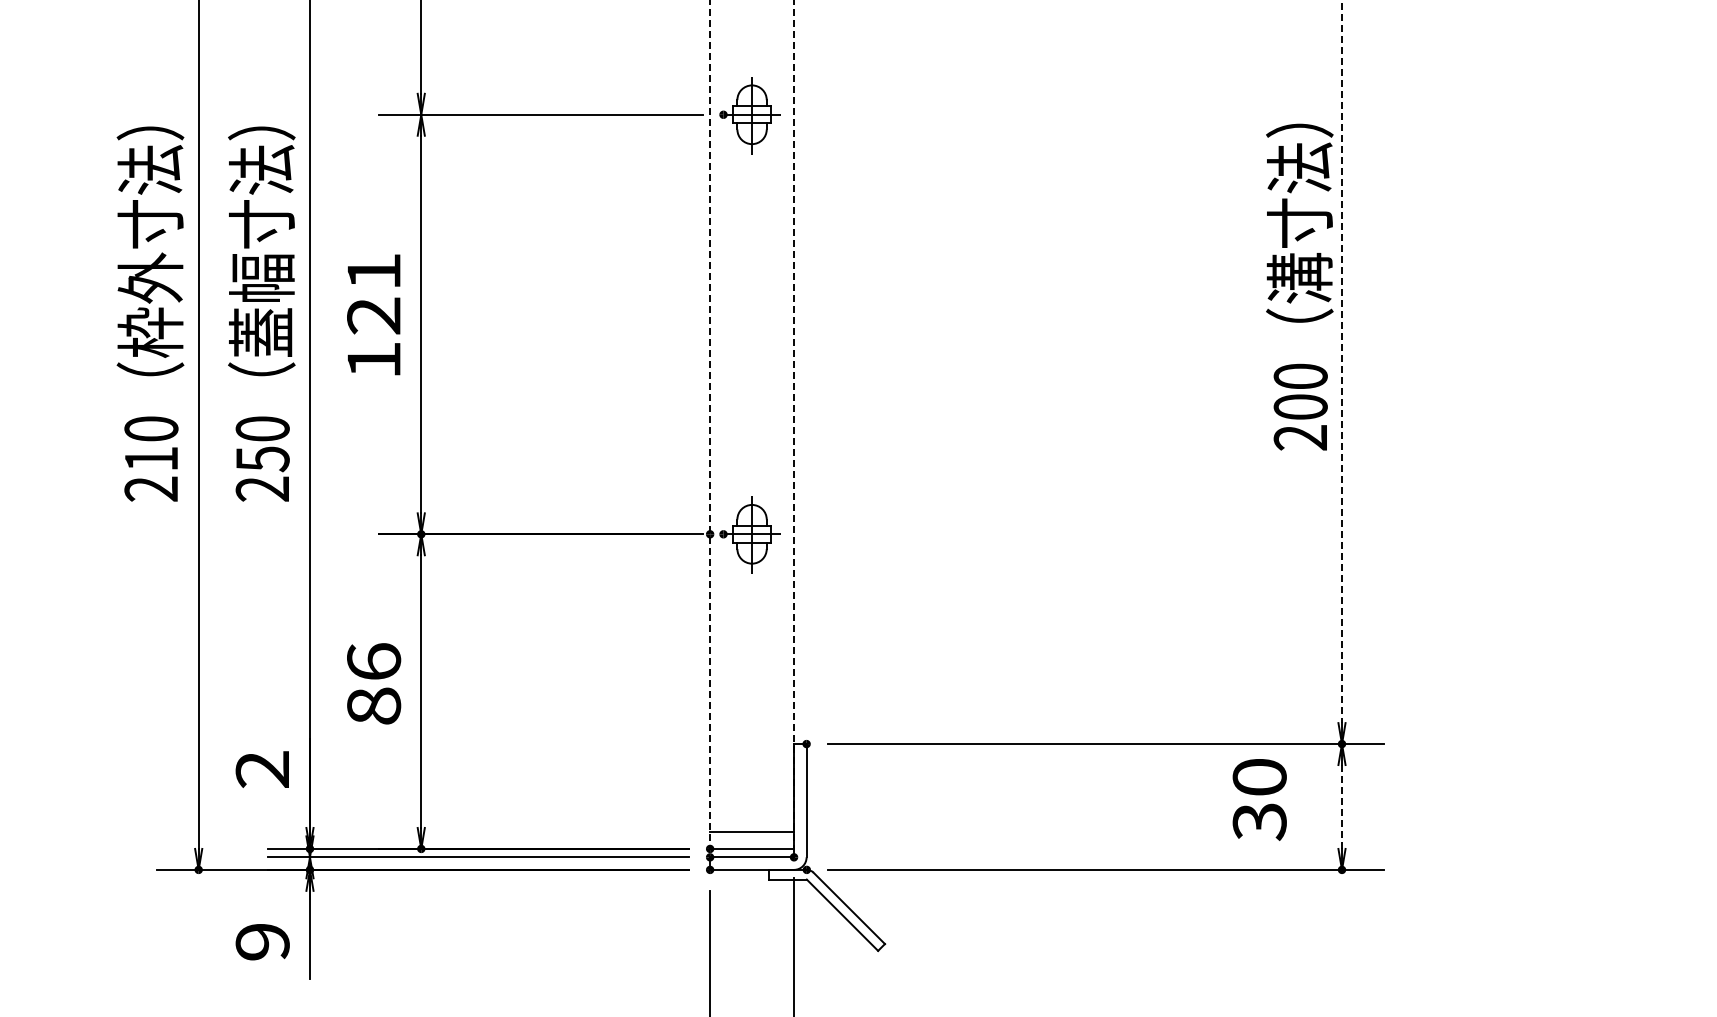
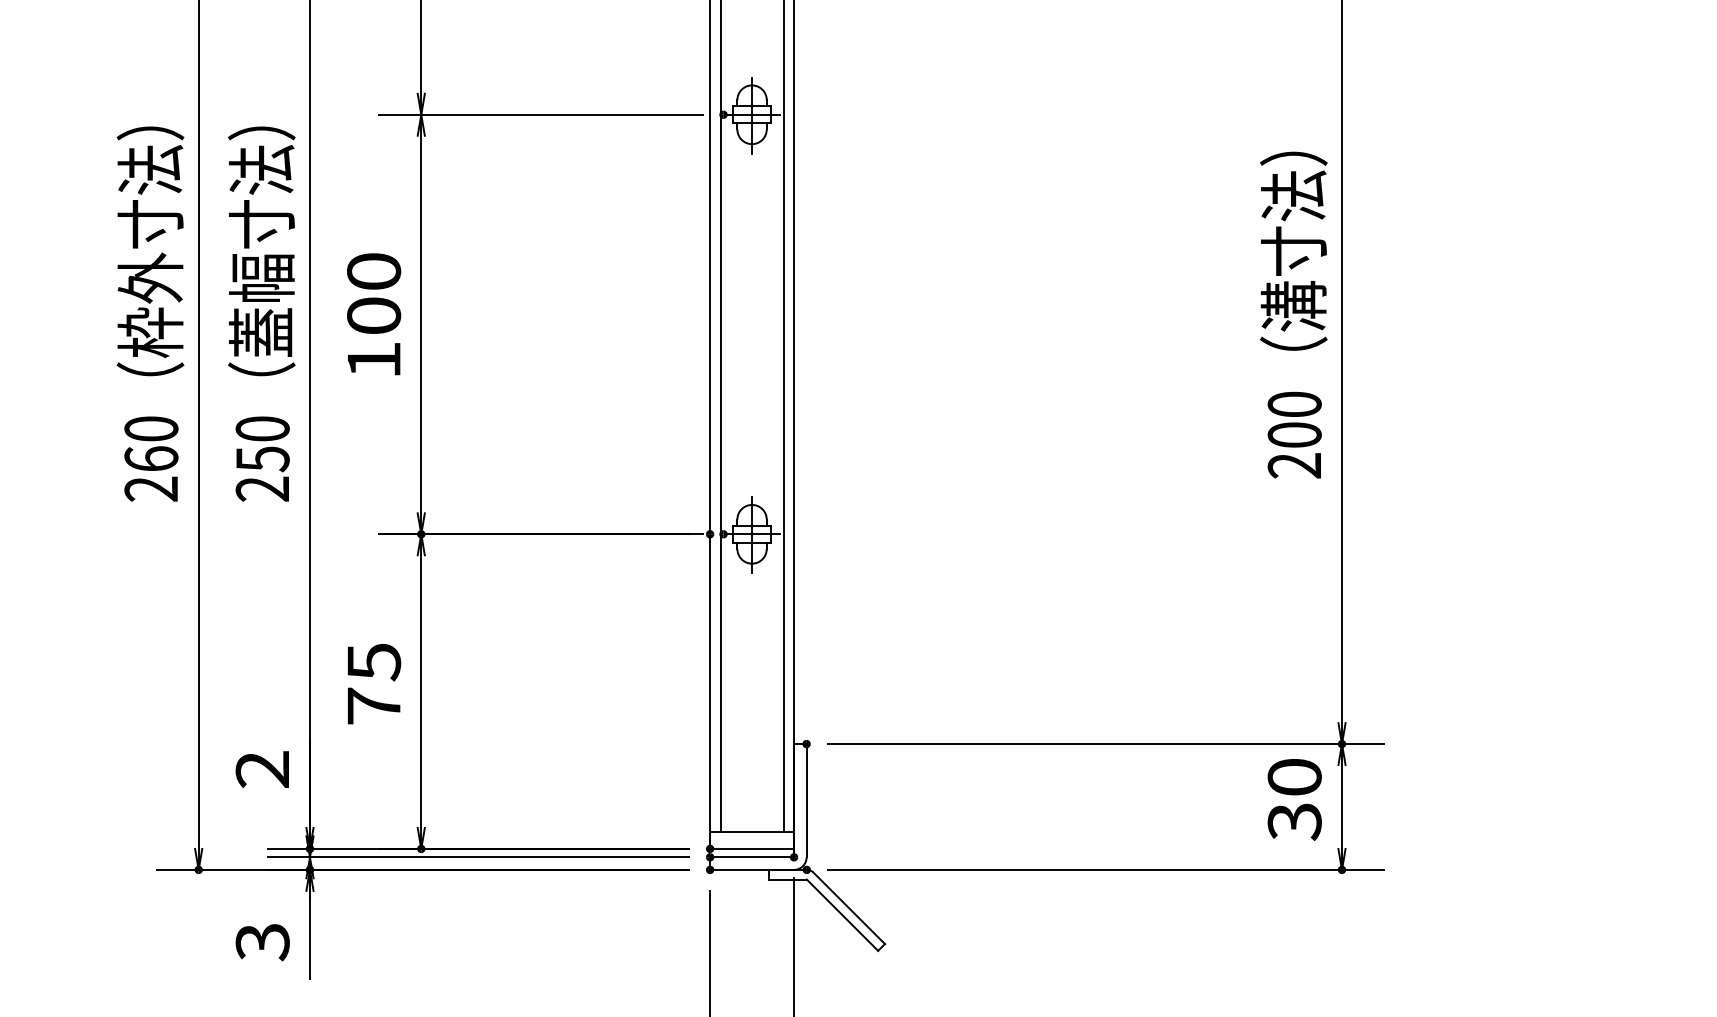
text position: (1299, 286) -> (1293, 314) (1293, 314)
text: 121 -> 100 (374, 293)
line: dashed -> solid (1342, 362)
line: none -> present (720, 417)
line: none -> present (783, 417)
line: dashed -> solid (710, 425)
line: dashed -> solid (794, 425)
text: 210 -> 260 (151, 458)
text: 86 -> 75 (374, 683)
text position: (1259, 799) -> (1294, 799) (1294, 799)
line: dashed -> solid (1342, 806)
text: 9 -> 3 (262, 942)
